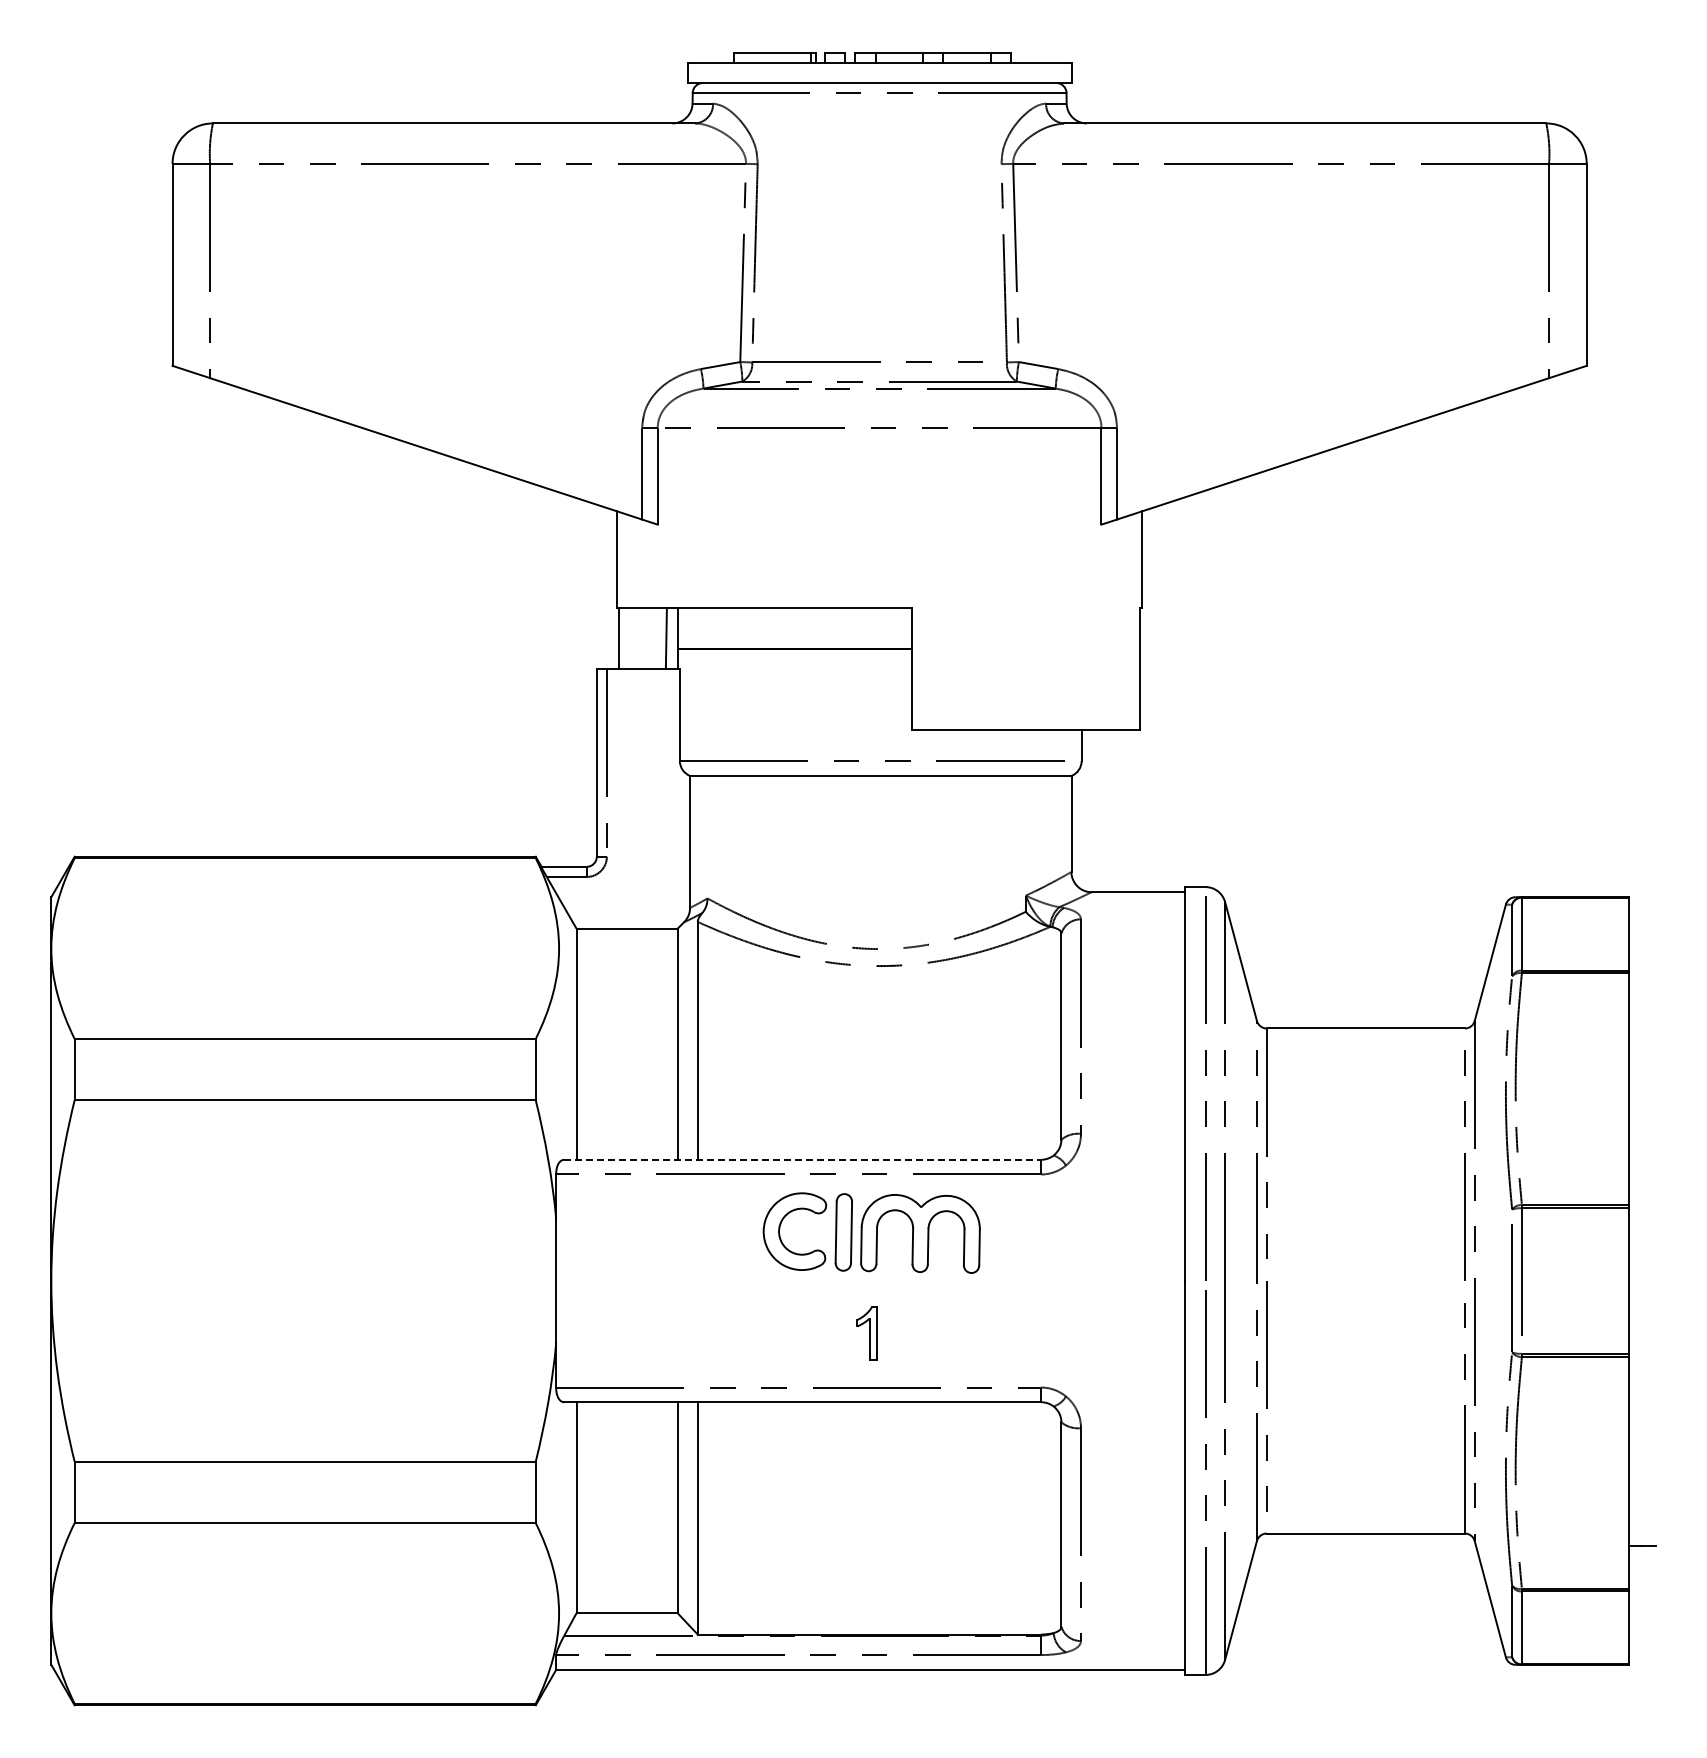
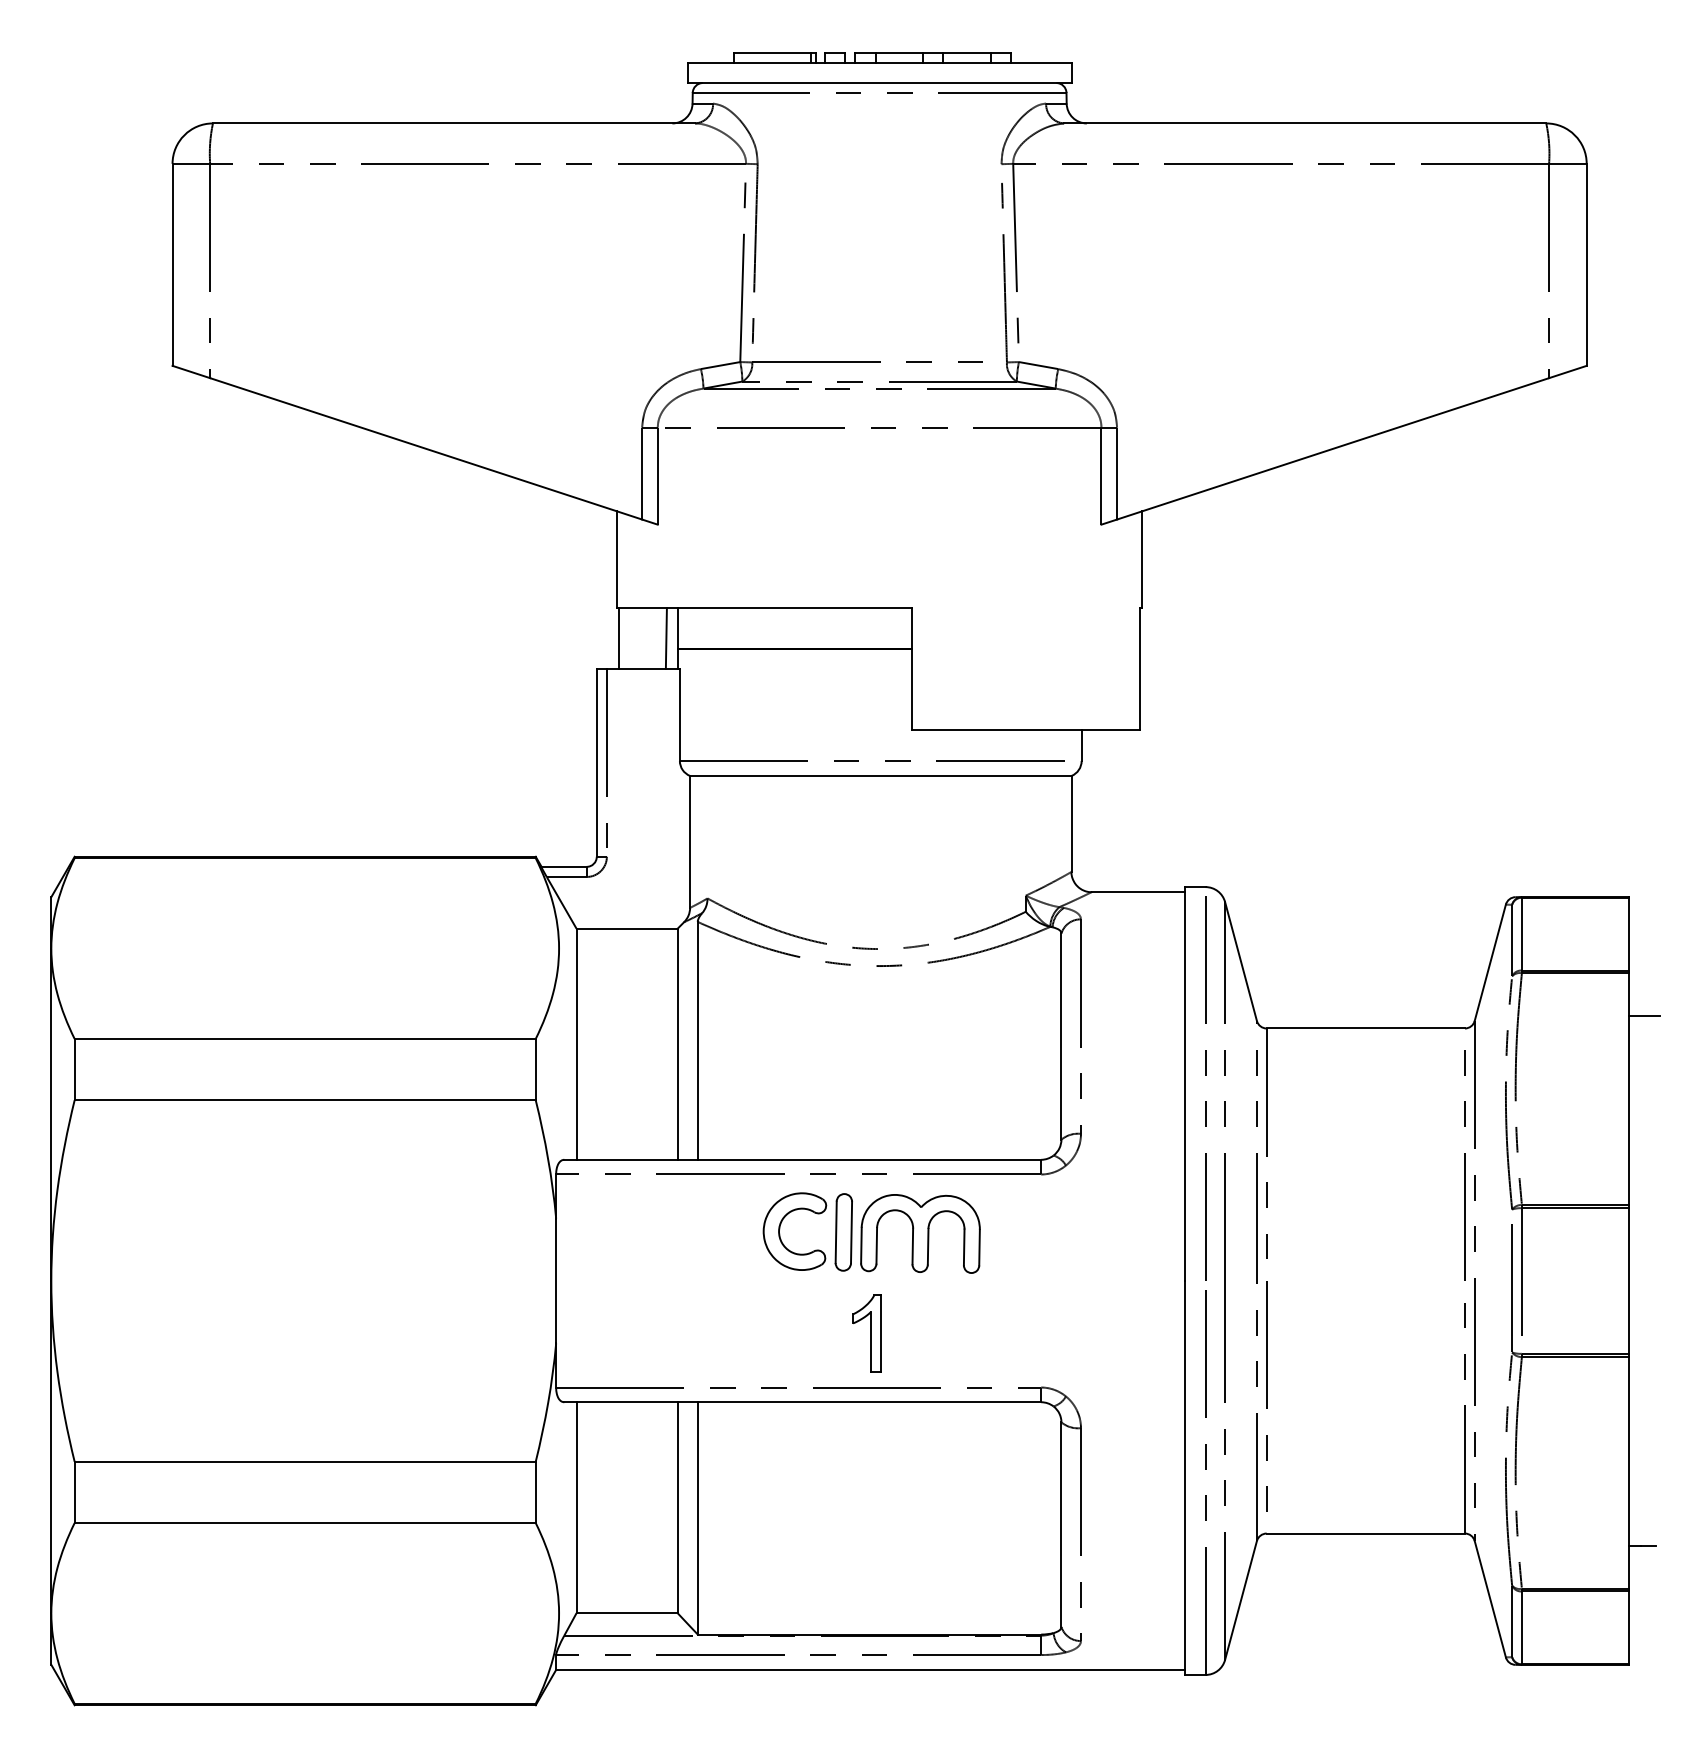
line: none -> present (1644, 1015)
line: dashed -> solid (803, 1159)
part size: 22x55 px -> 30x79 px (866, 1333)
